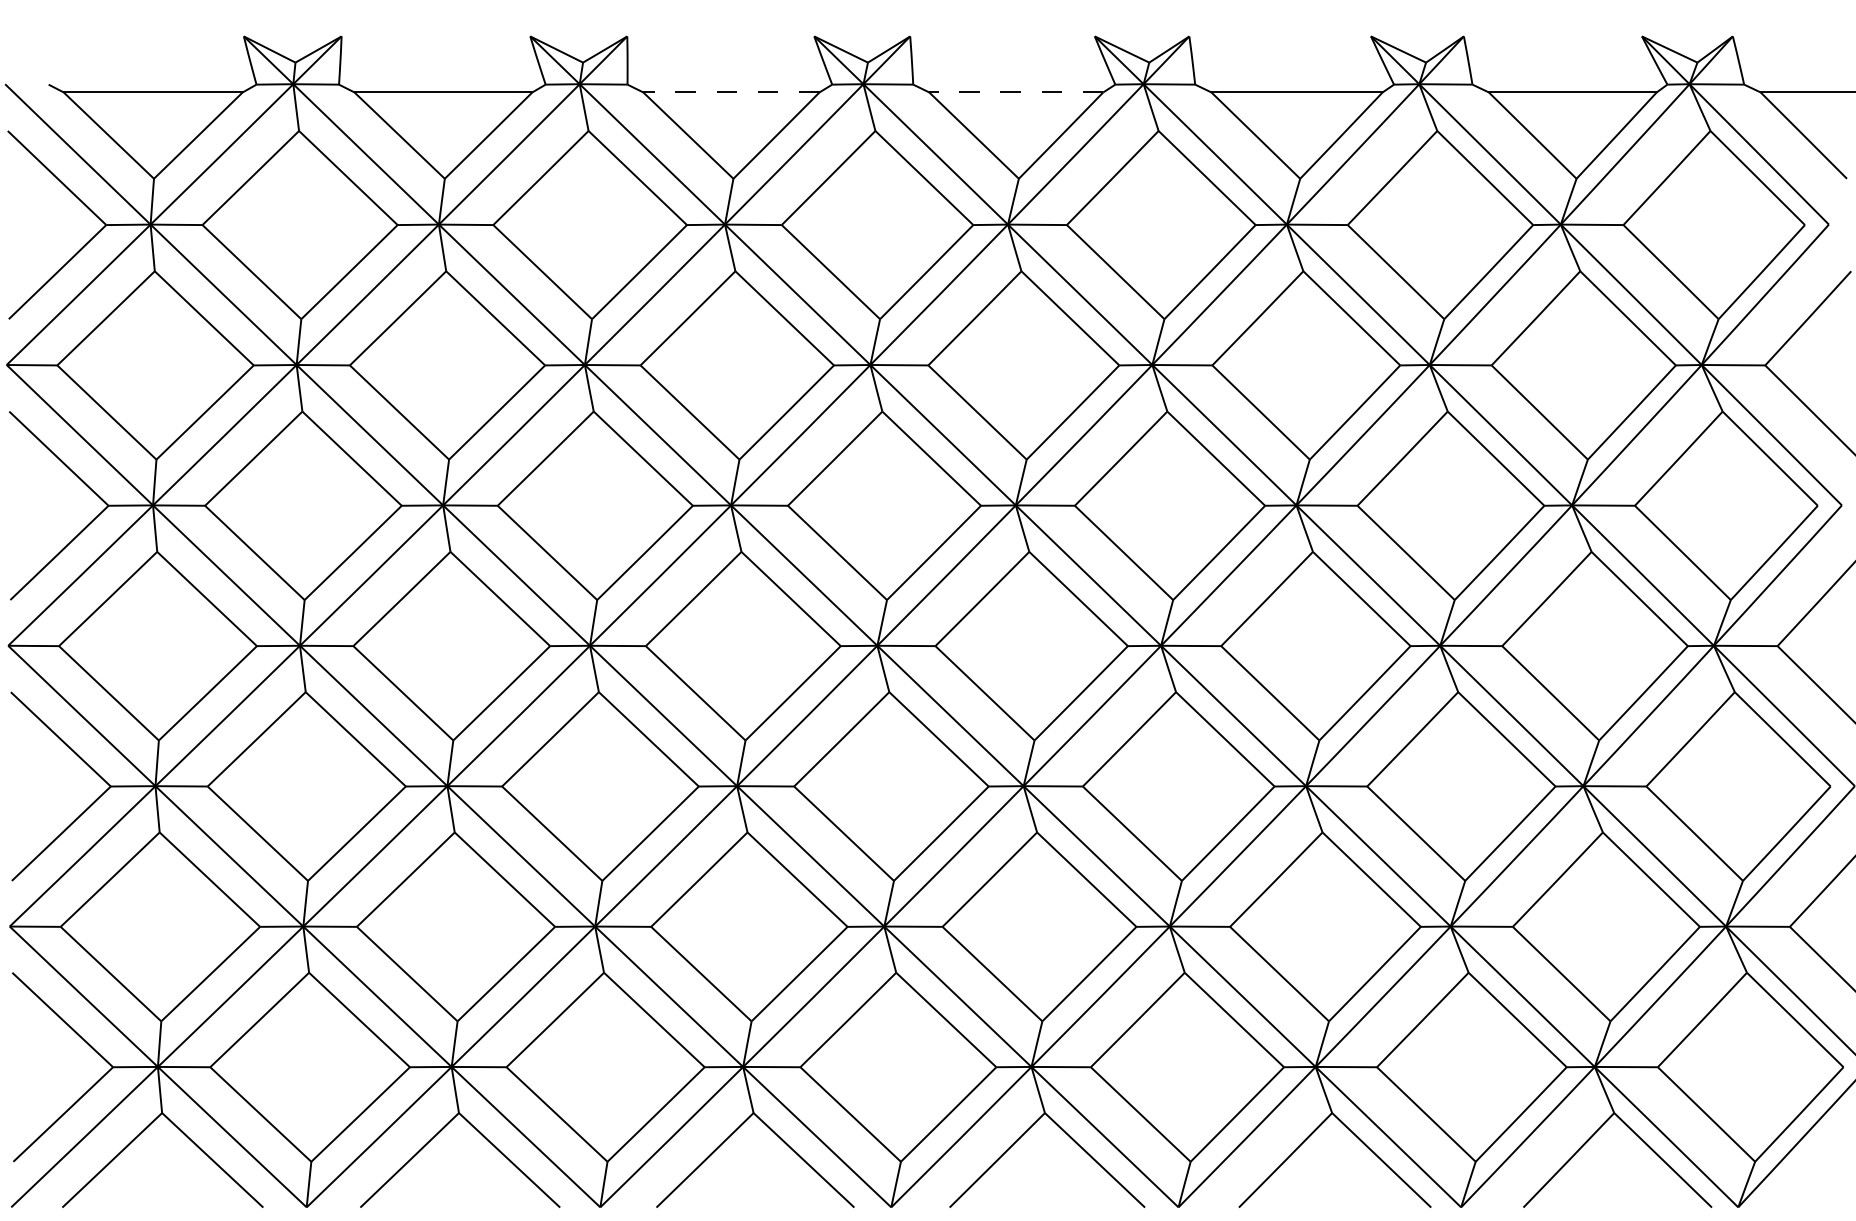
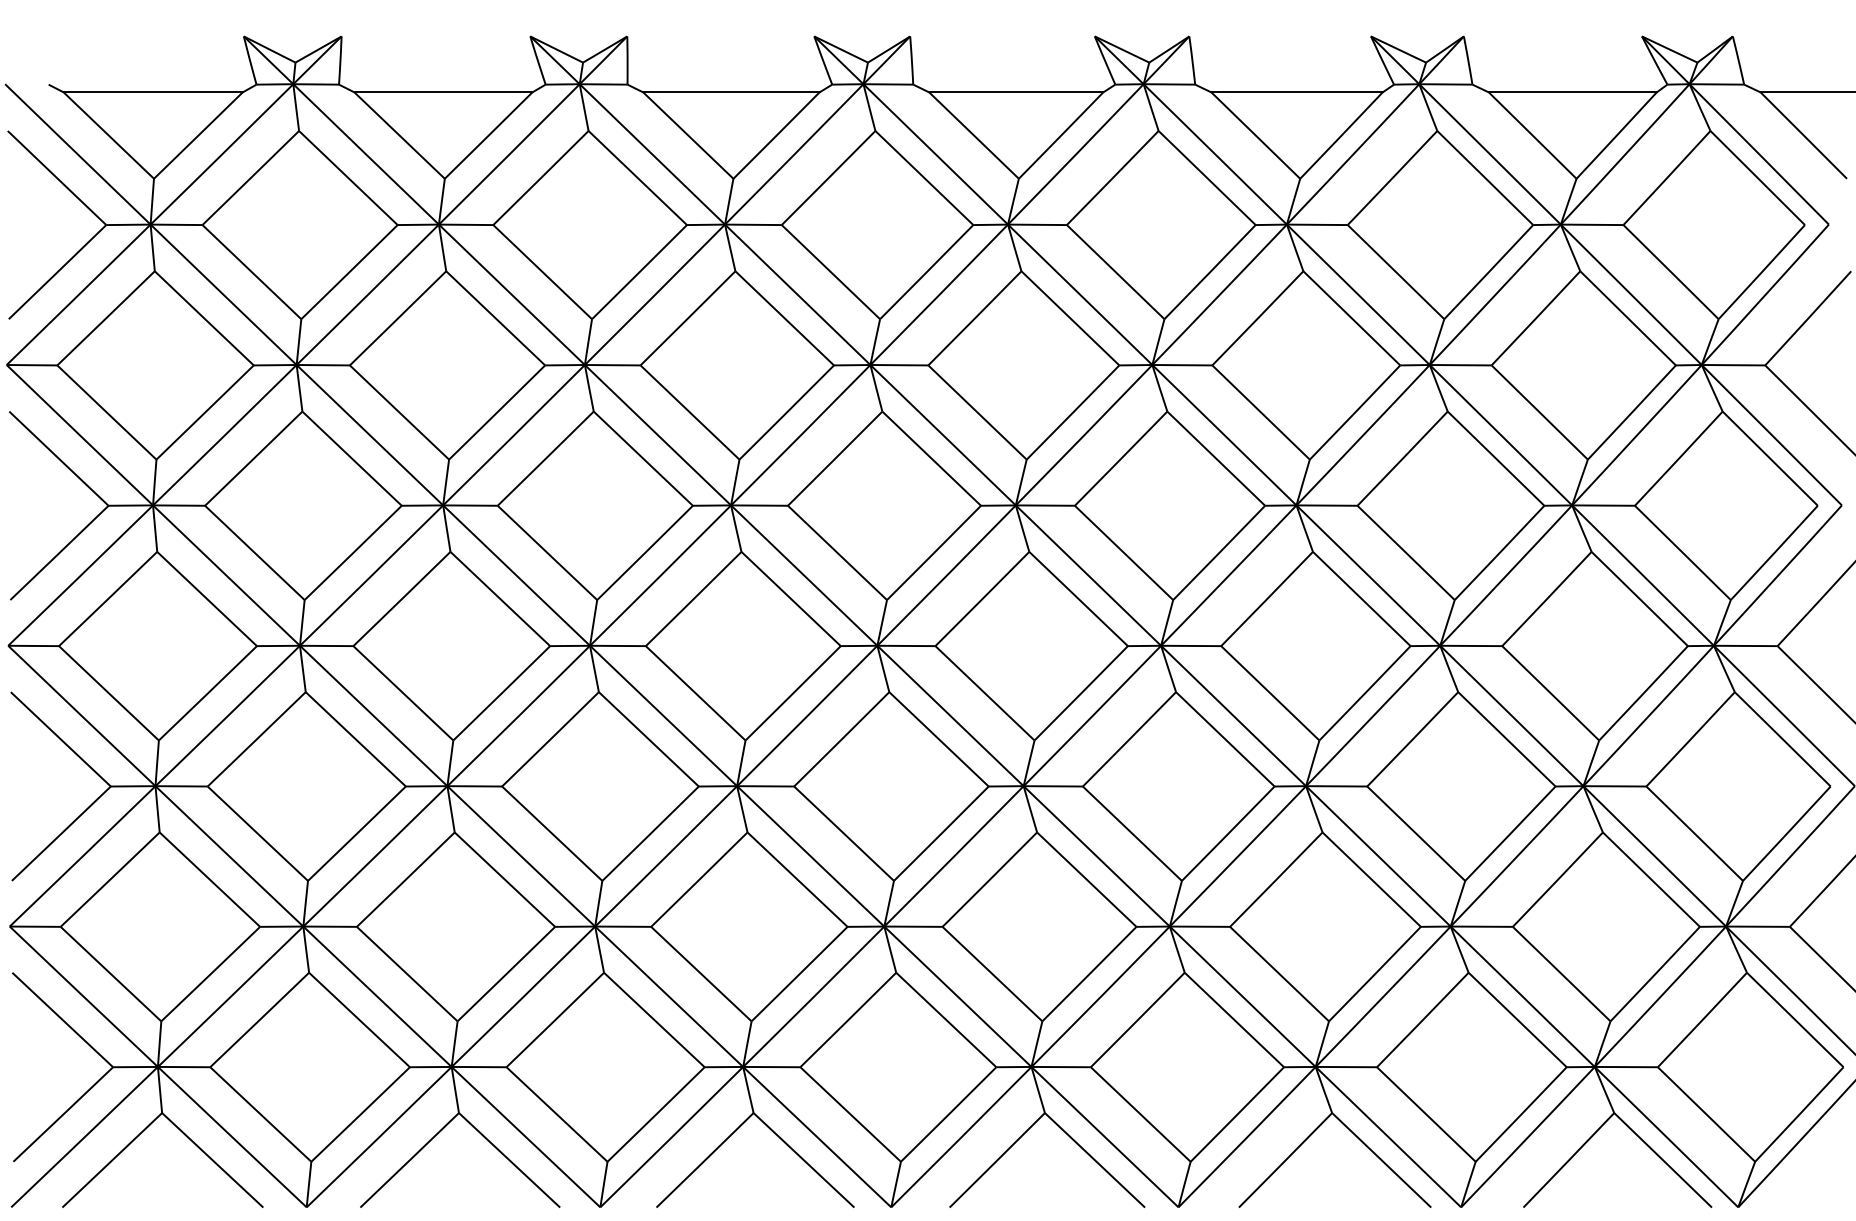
line: dashed -> solid (730, 92)
line: dashed -> solid (1016, 92)
